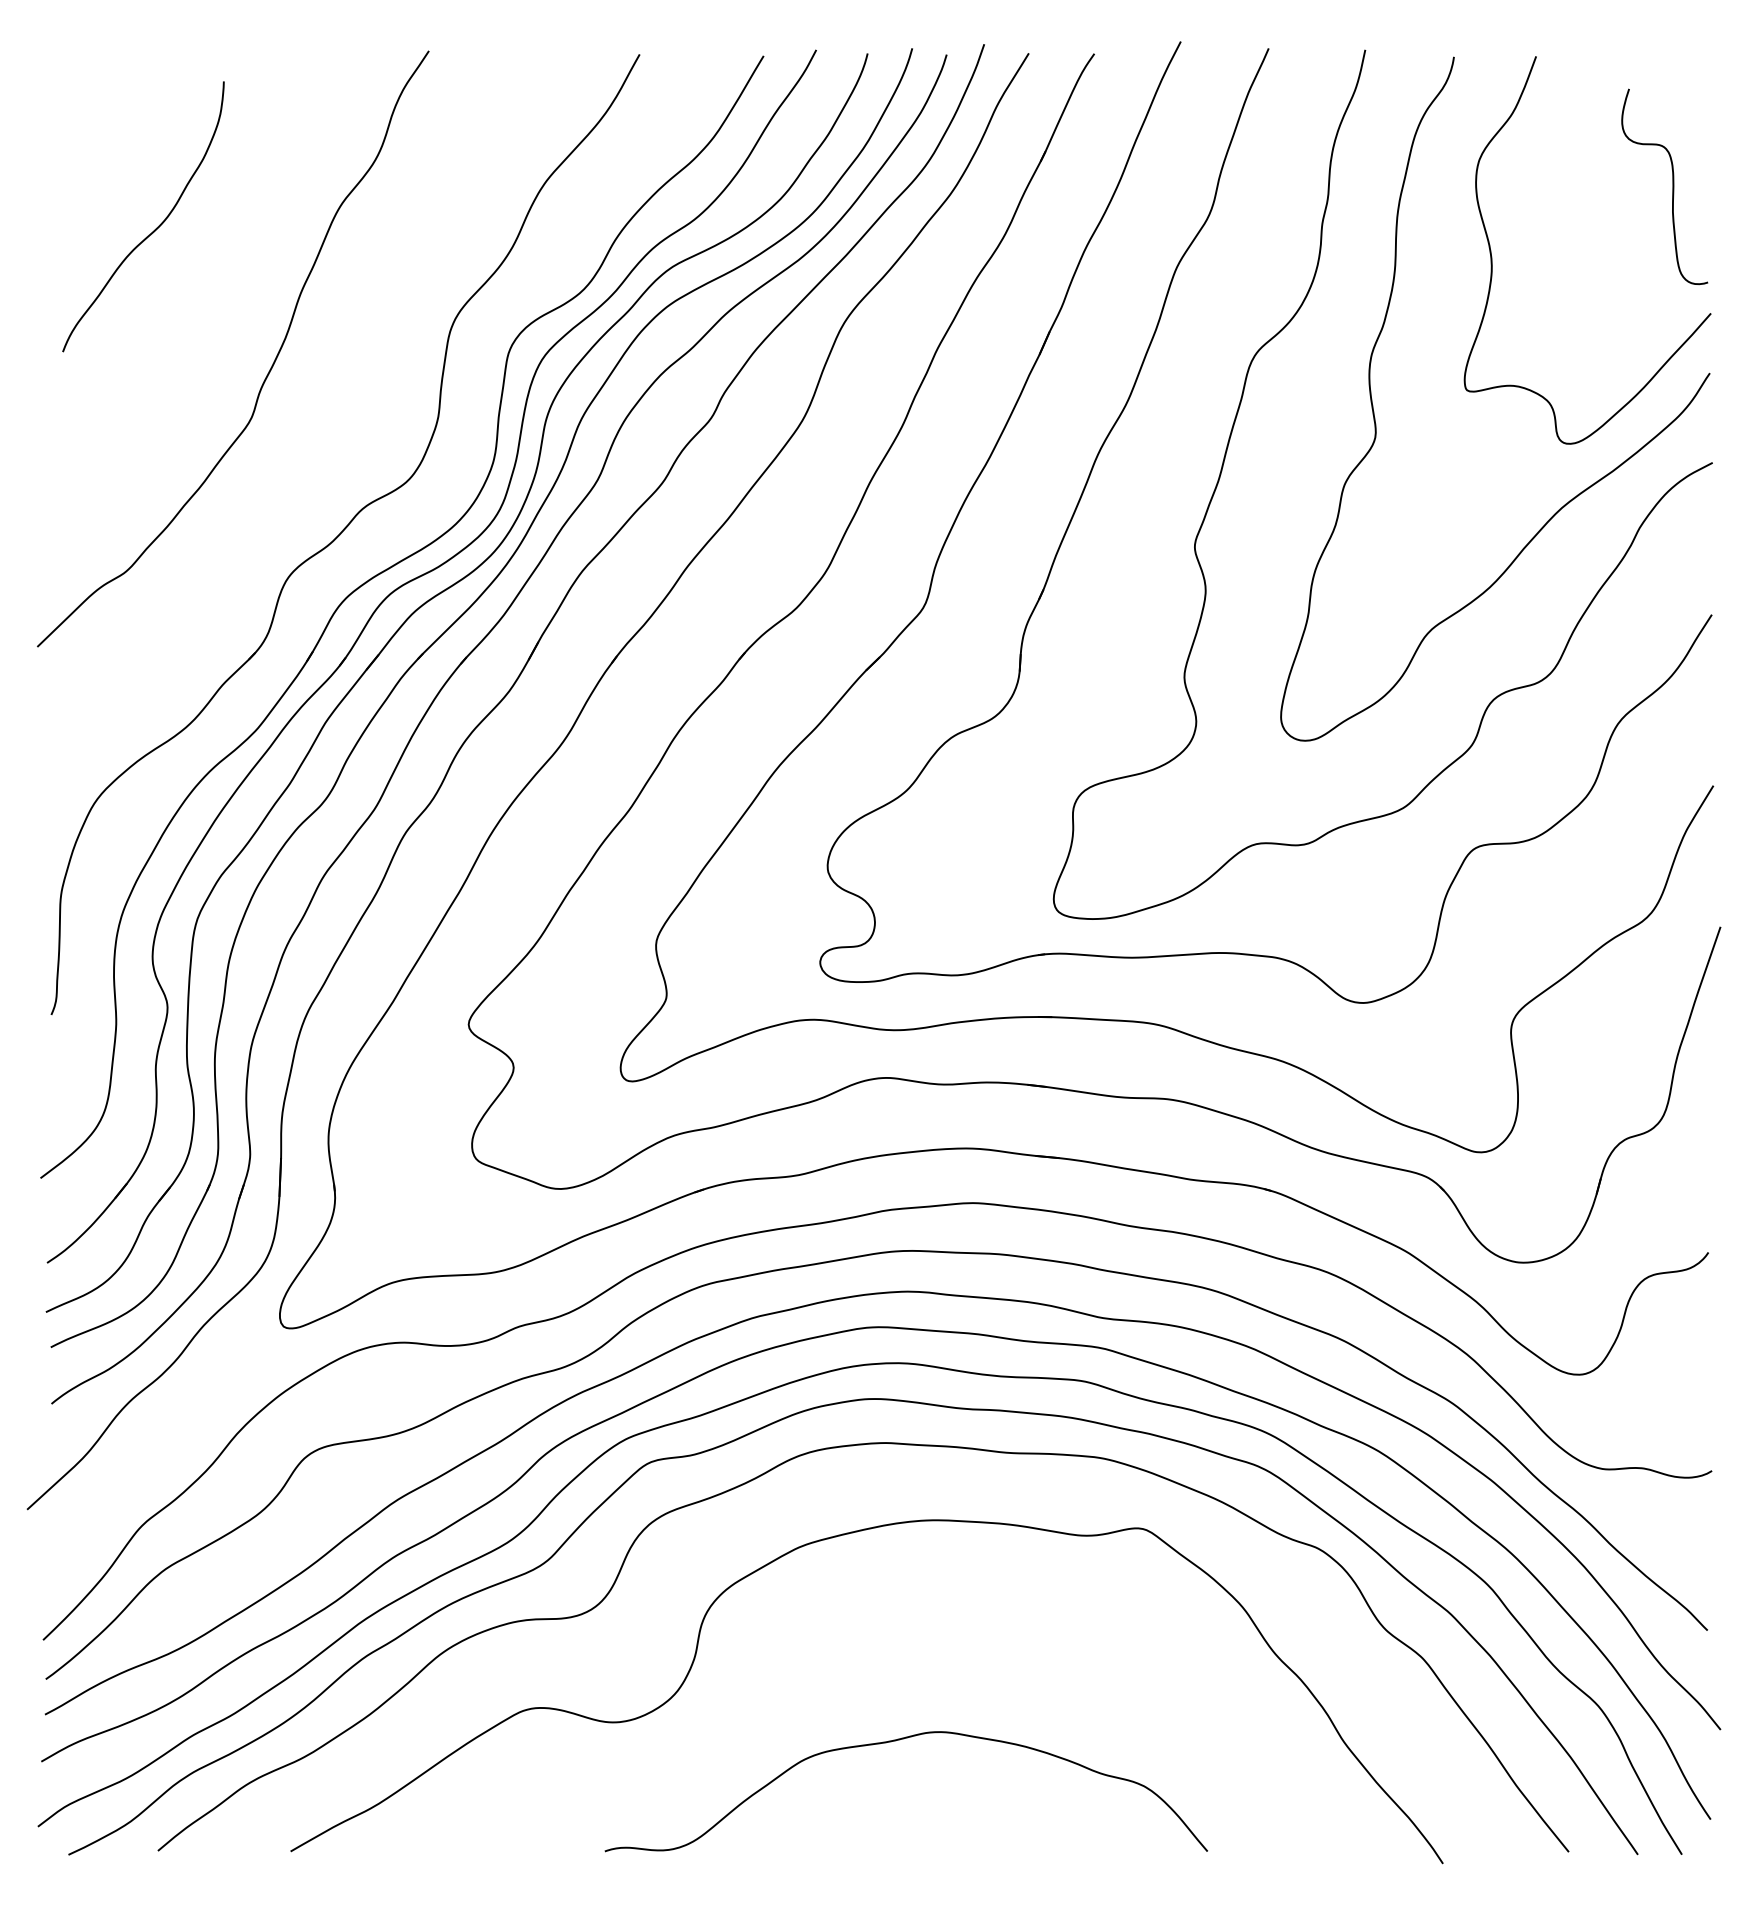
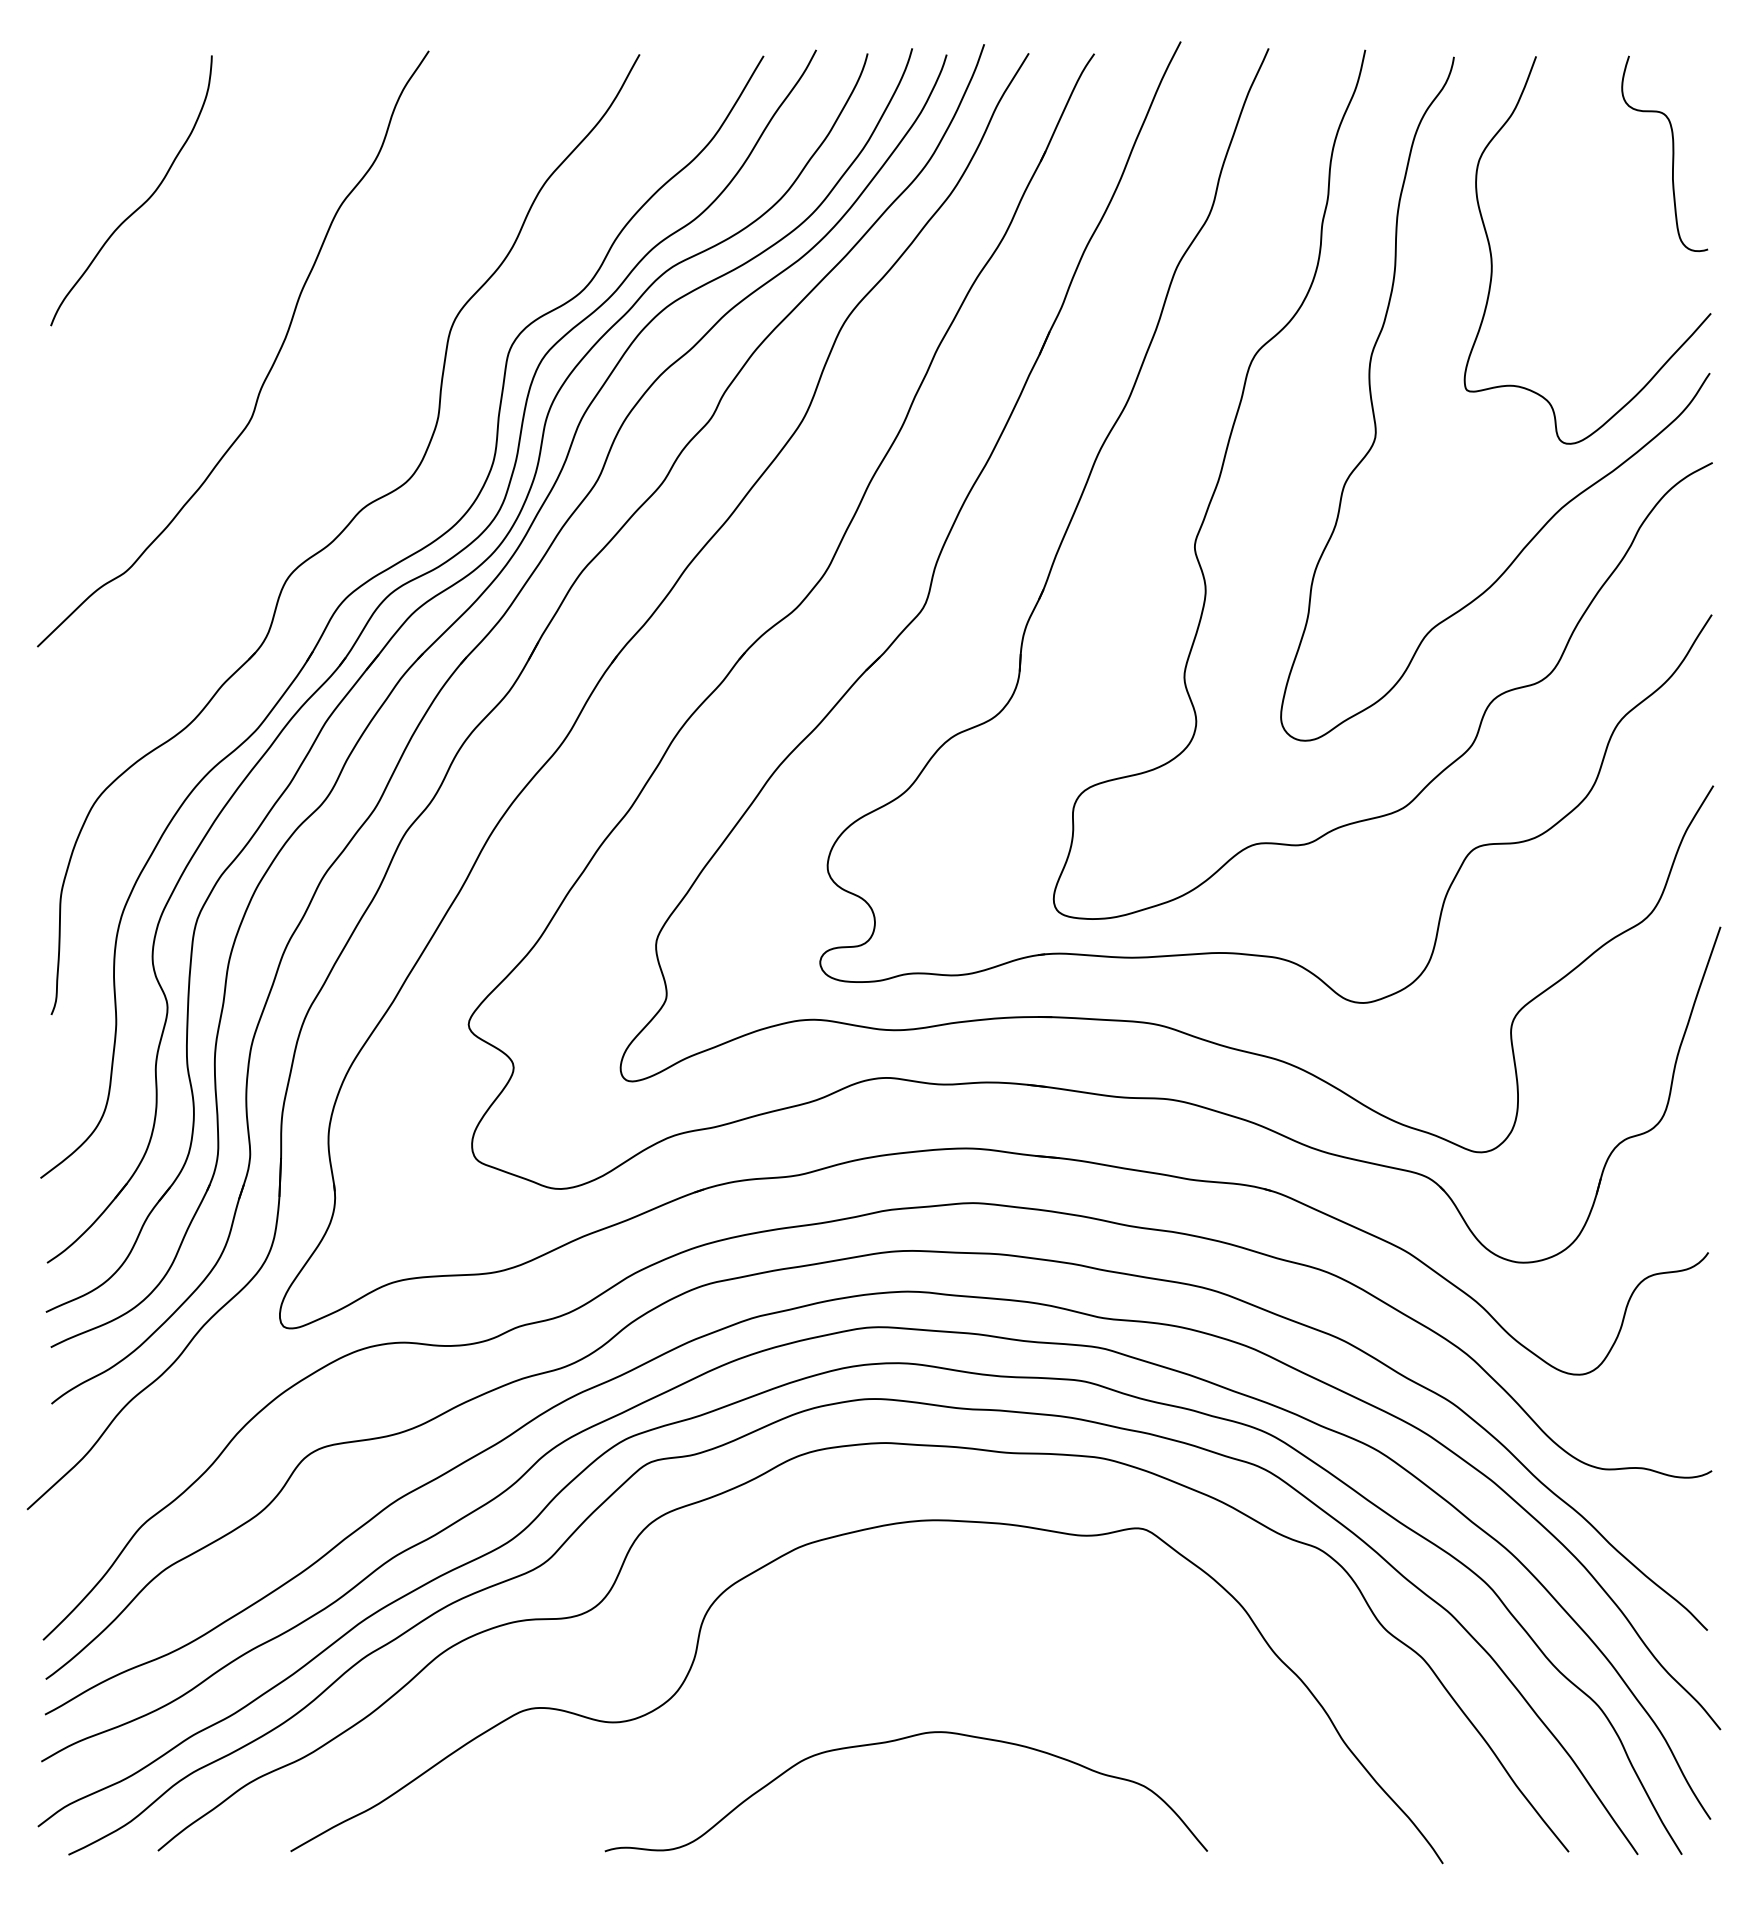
curve position: (1672, 186) -> (1672, 153) (1672, 153)
curve position: (155, 228) -> (143, 202) (143, 202)
